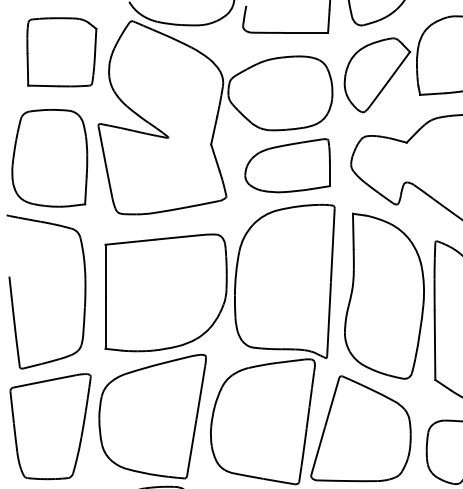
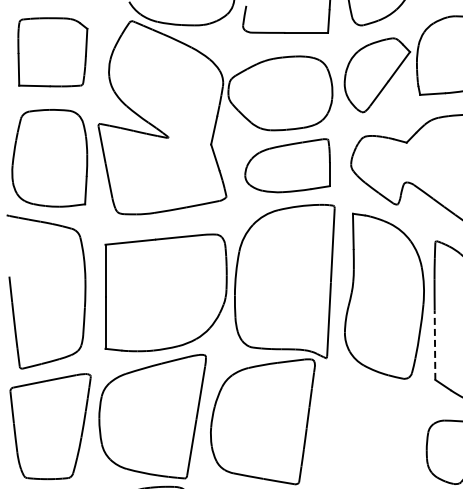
part position: (61, 52) -> (52, 52) (52, 52)
line: solid -> dashed (435, 345)
part: present -> none (360, 428)
